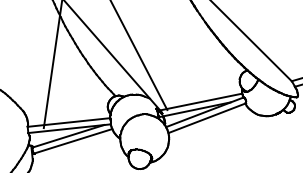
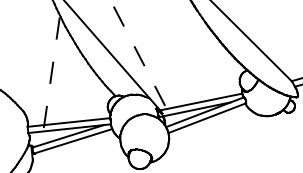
line: solid -> dashed (138, 55)
line: solid -> dashed (53, 63)
